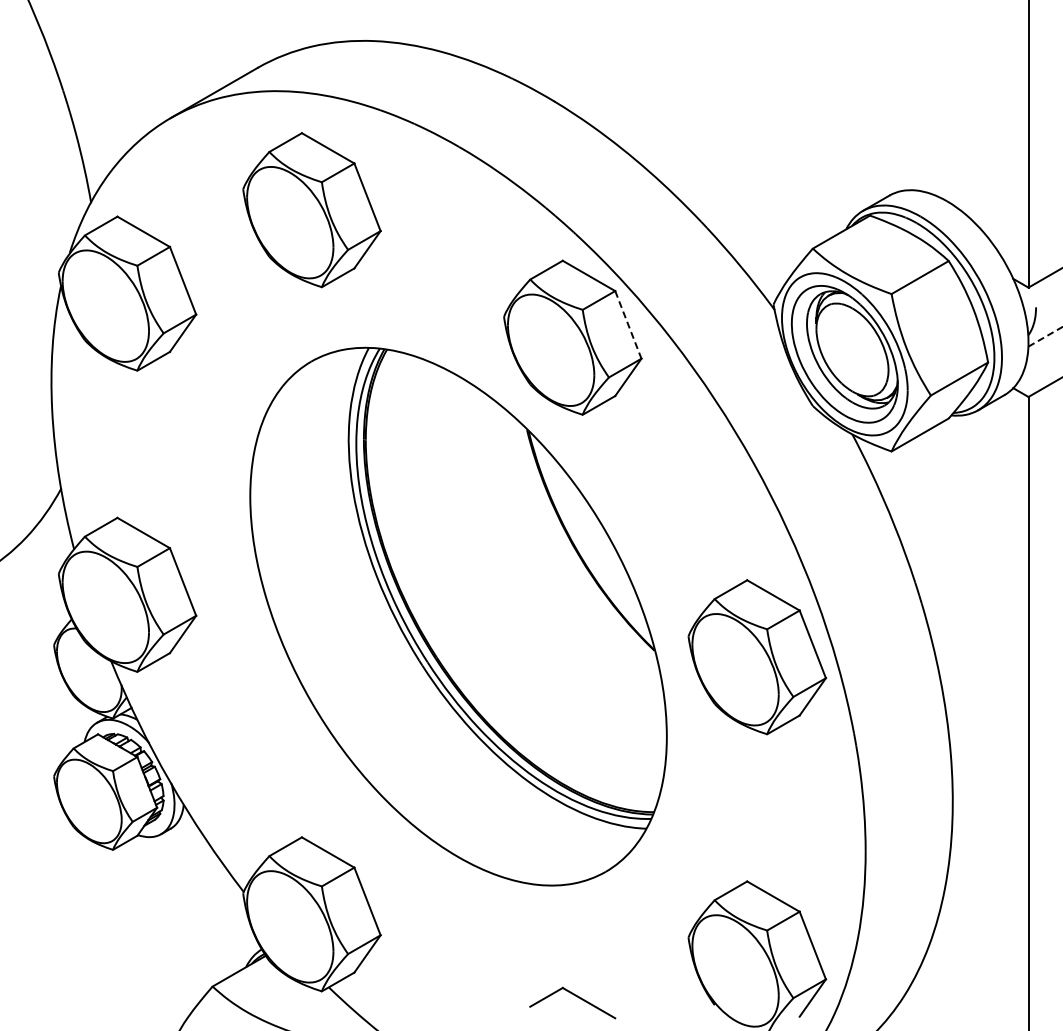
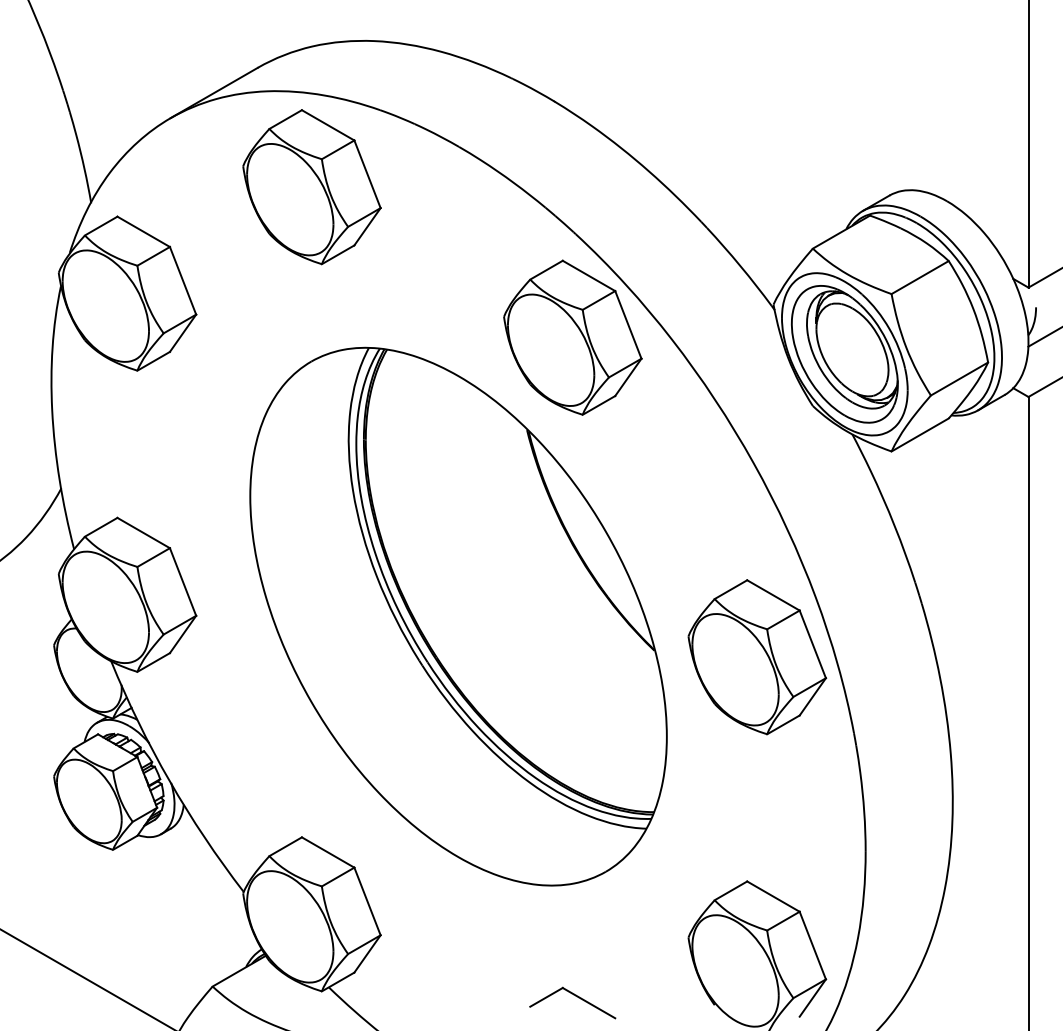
part position: (311, 210) -> (311, 187) (311, 187)
line: dashed -> solid (628, 325)
line: dashed -> solid (1045, 336)
line: none -> present (86, 978)
